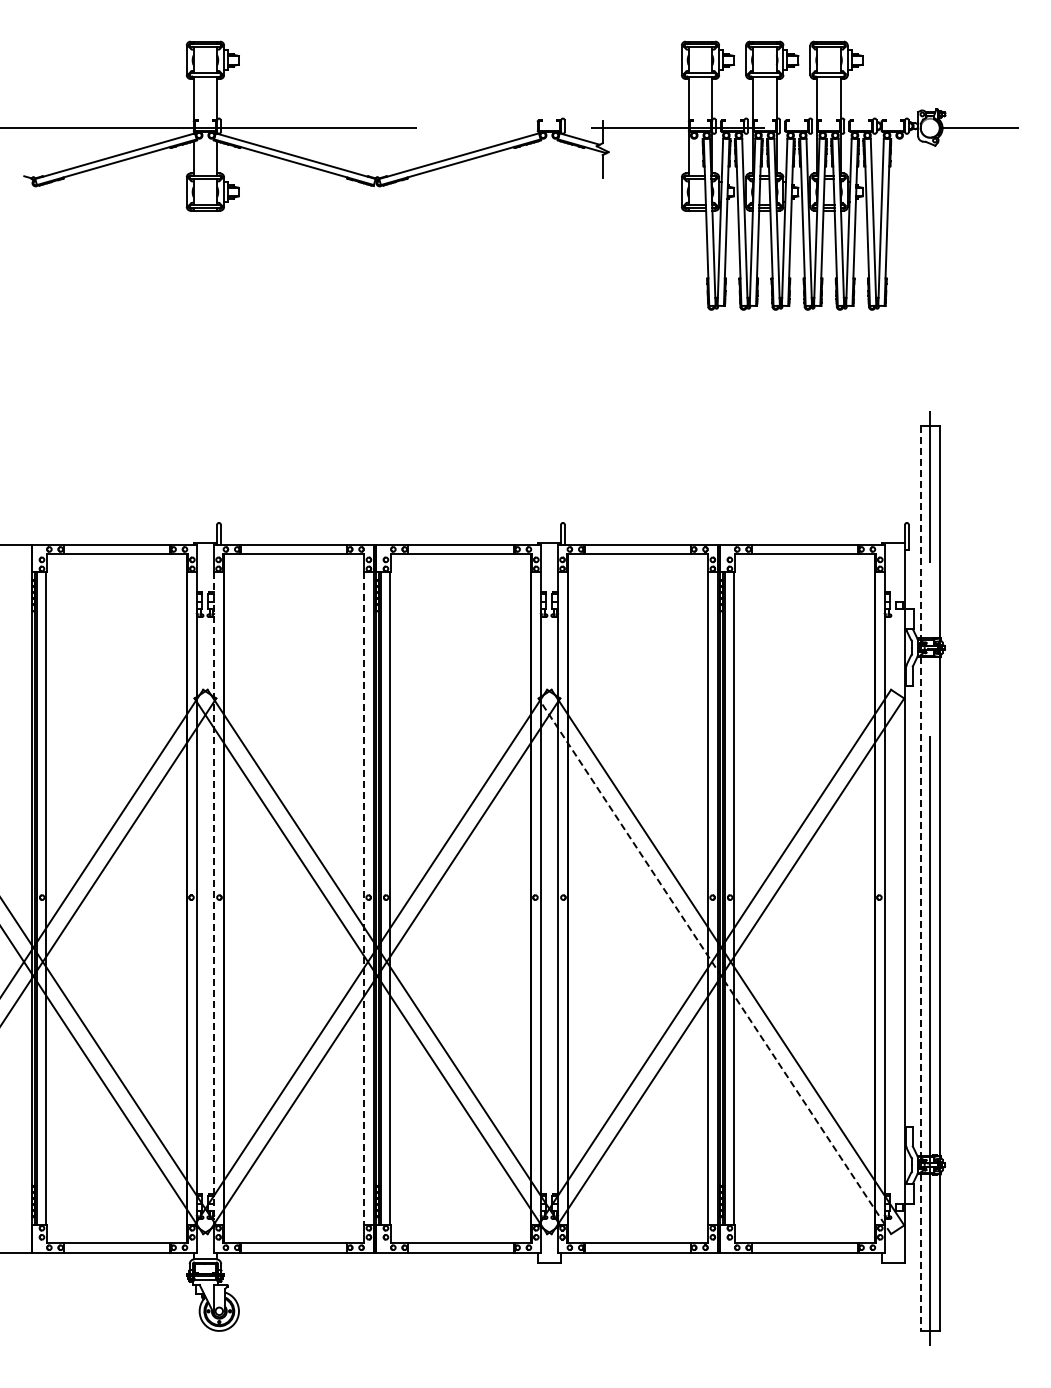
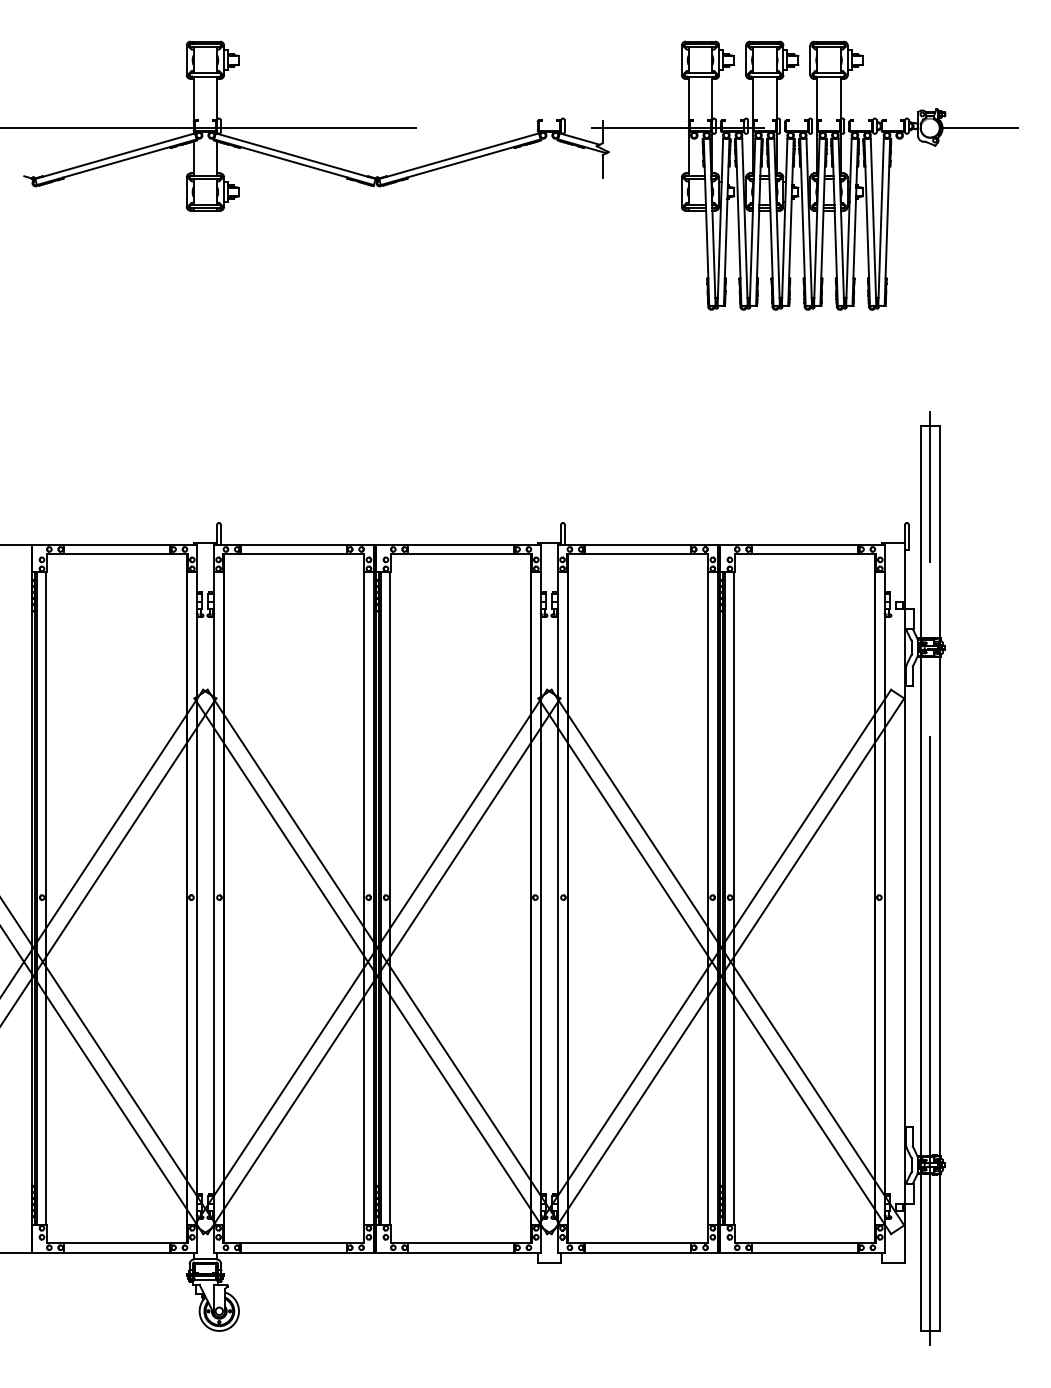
line: dashed -> solid (920, 879)
line: dashed -> solid (214, 898)
line: dashed -> solid (364, 898)
line: dashed -> solid (714, 966)
